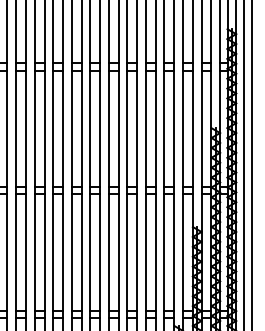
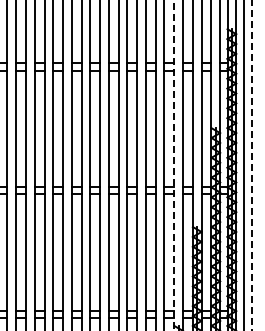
line: solid -> dashed (174, 165)
line: solid -> dashed (251, 165)
